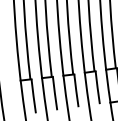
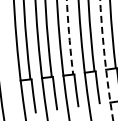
arc: solid -> dashed (69, 37)
arc: solid -> dashed (105, 59)
